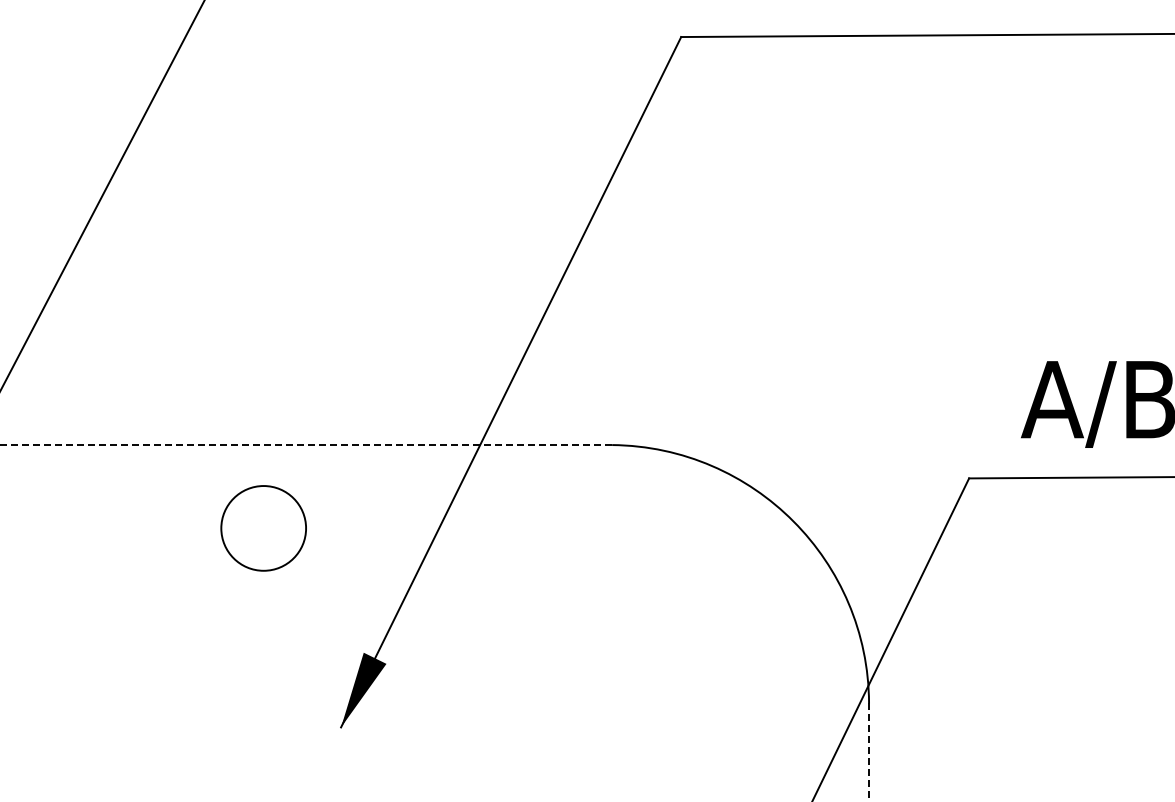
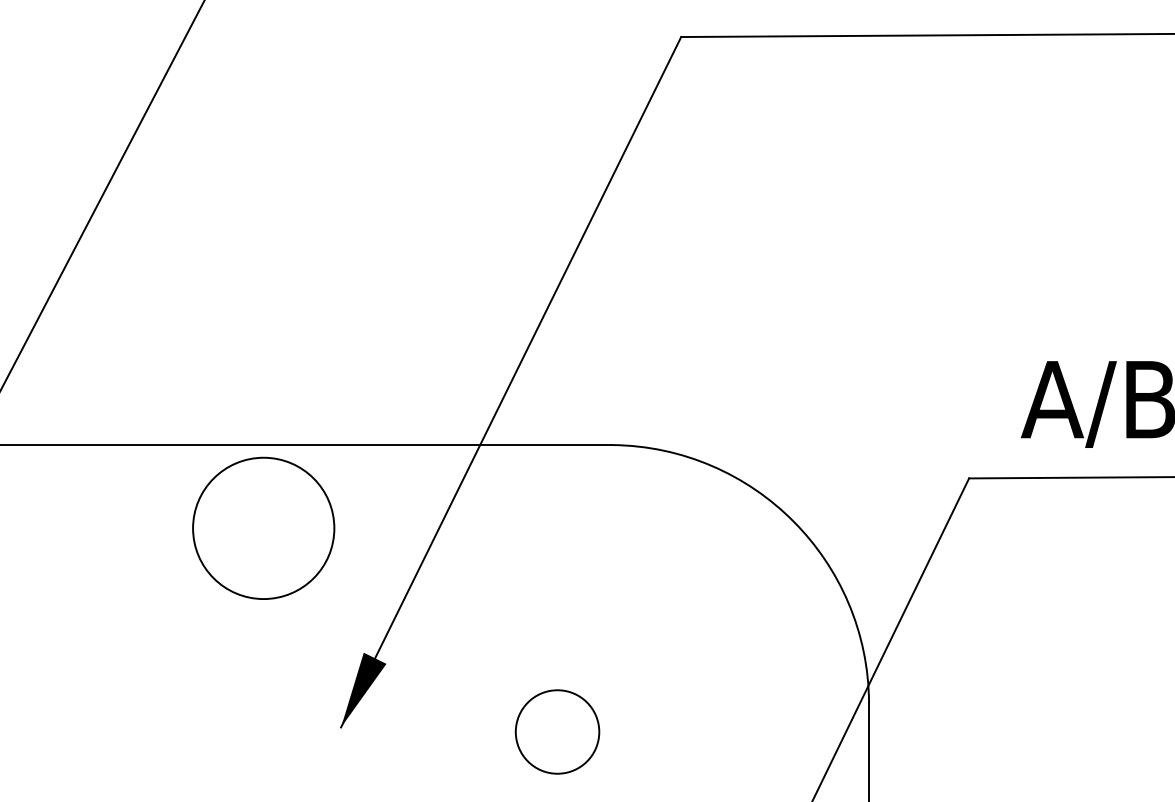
line: dashed -> solid (306, 445)
circle diameter: 85 px -> 141 px (263, 528)
circle: none -> present (557, 731)
line: dashed -> solid (869, 752)
